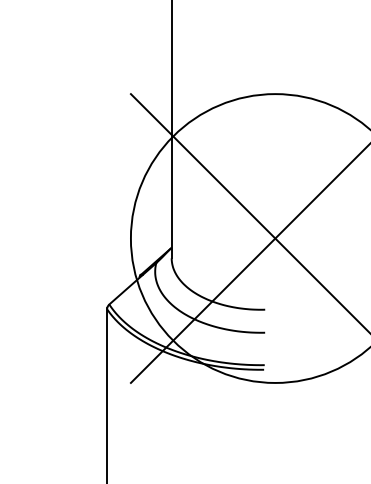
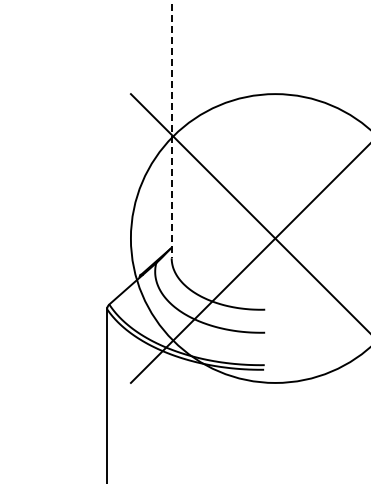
line: solid -> dashed (171, 129)
